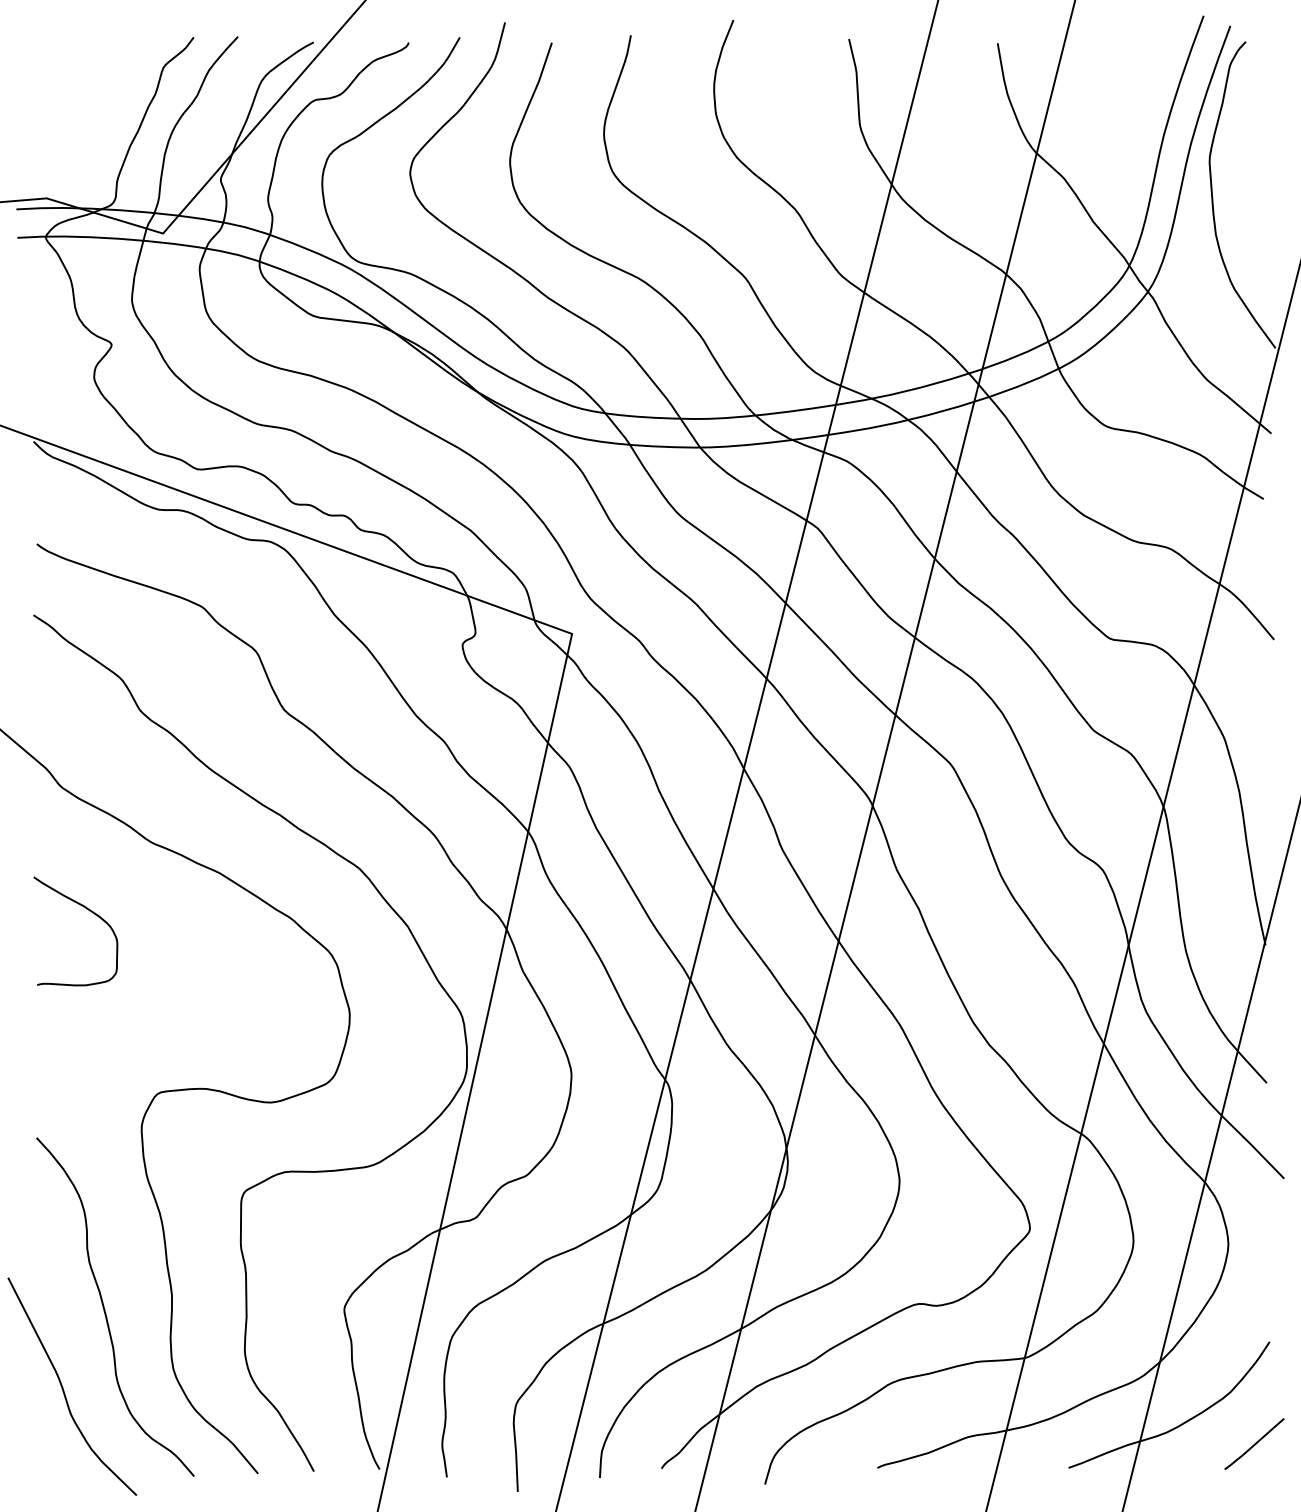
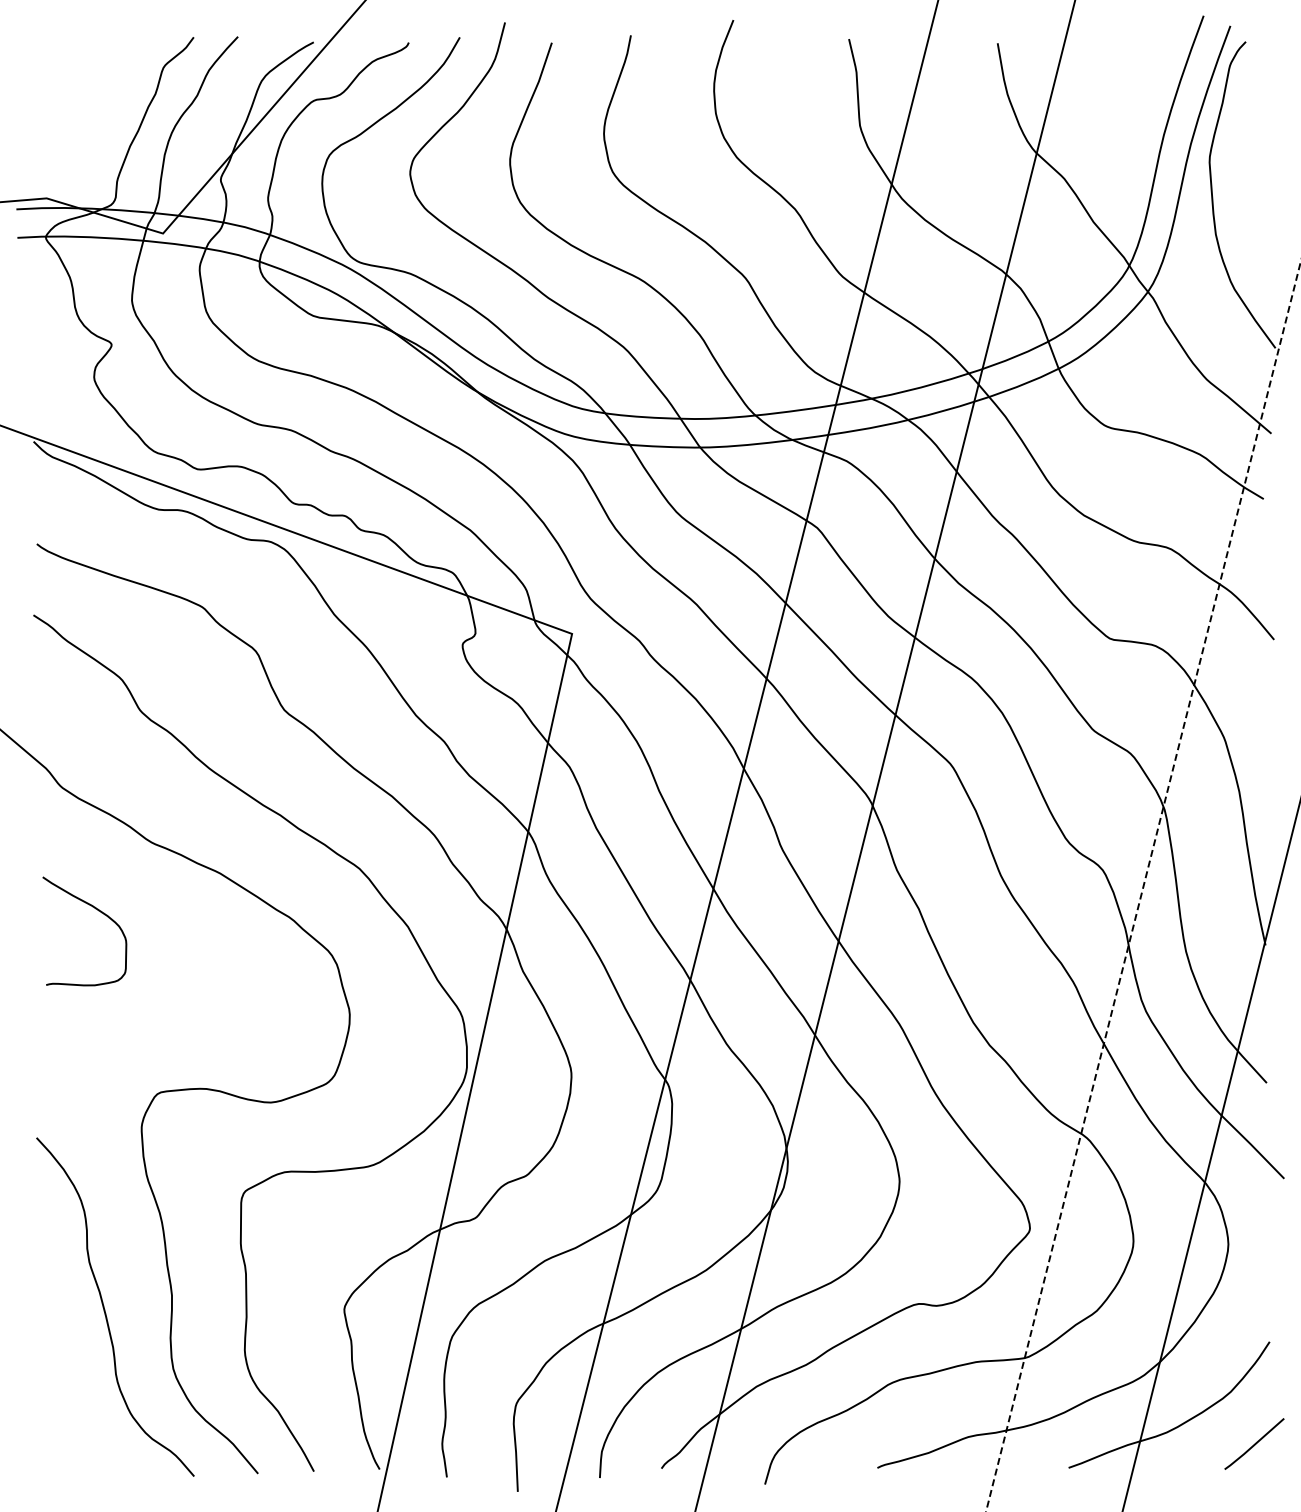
line: solid -> dashed (1143, 886)
curve position: (89, 911) -> (98, 911) (98, 911)
curve: present -> none (64, 1390)
